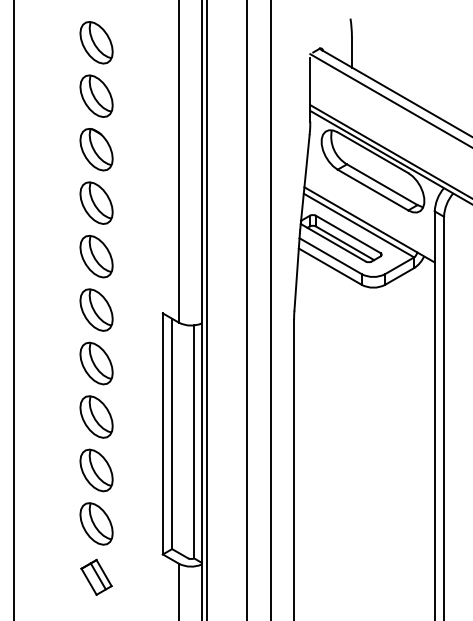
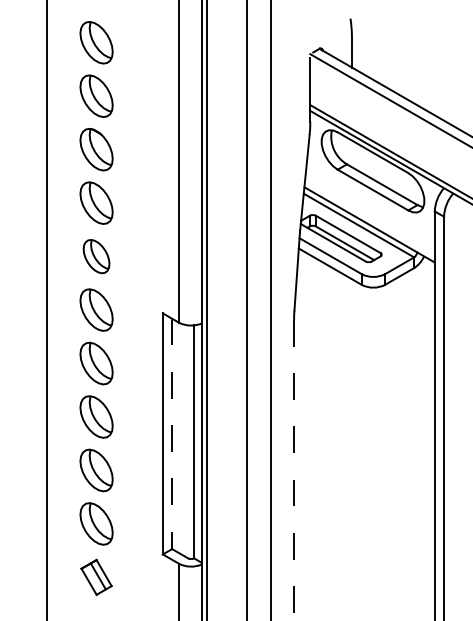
part size: 35x45 px -> 29x36 px (96, 256)
line position: (14, 309) -> (47, 309) (47, 309)
line: solid -> dashed (172, 434)
line: solid -> dashed (294, 471)
